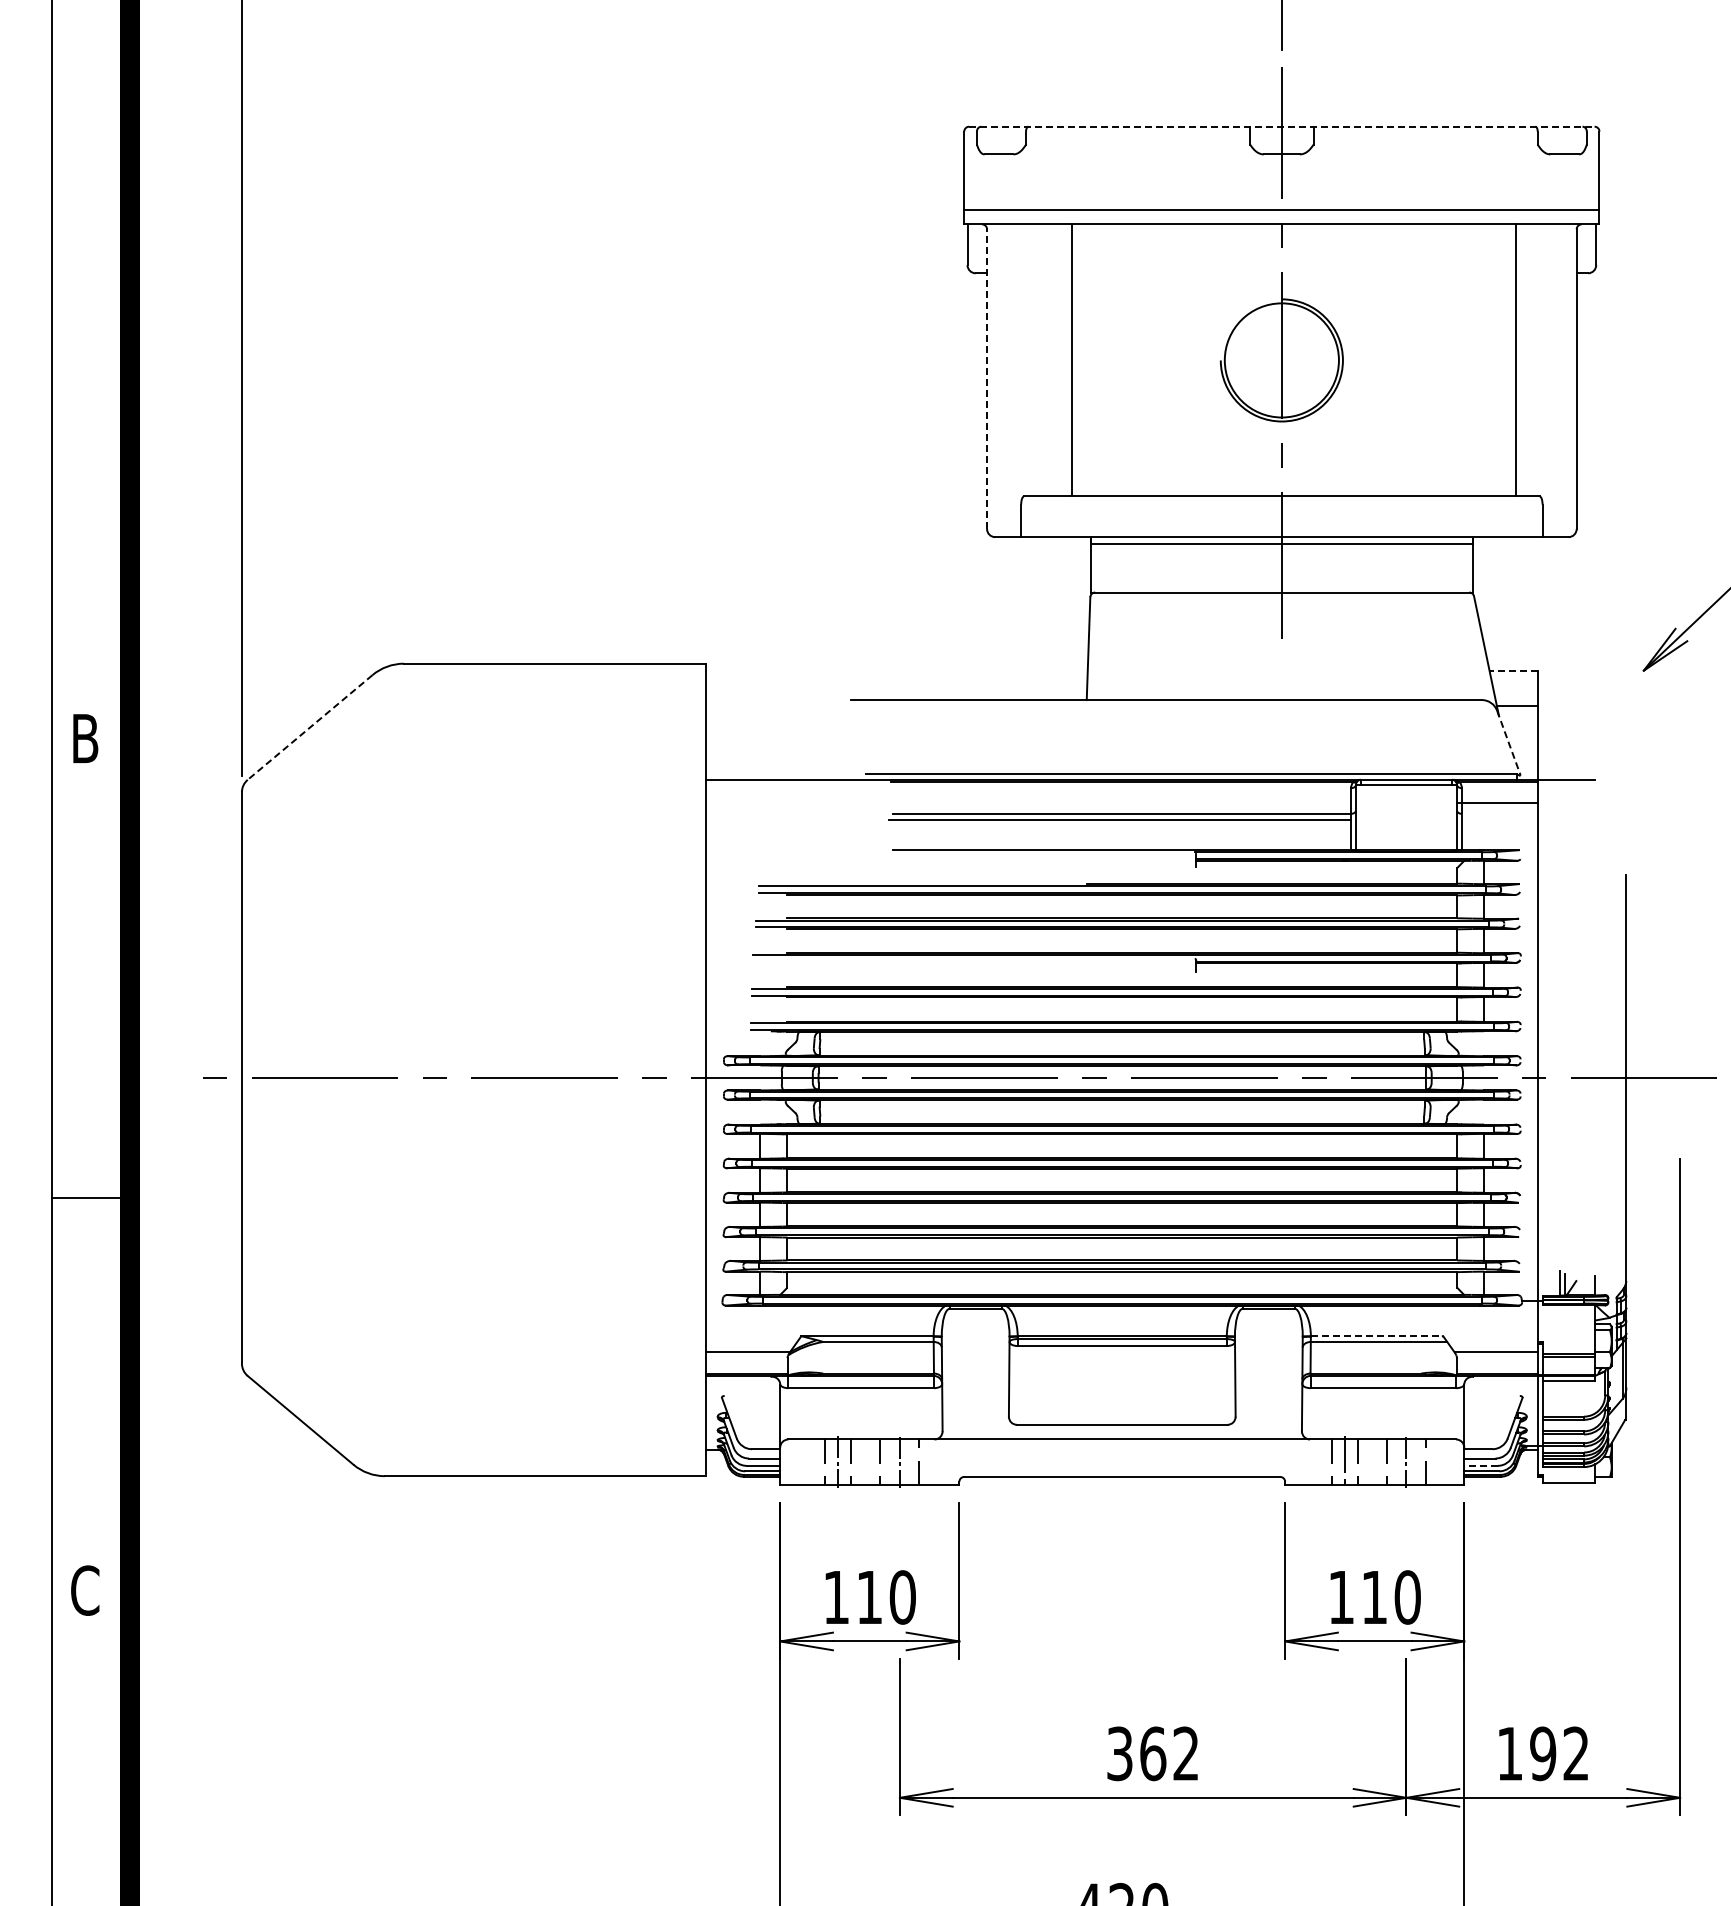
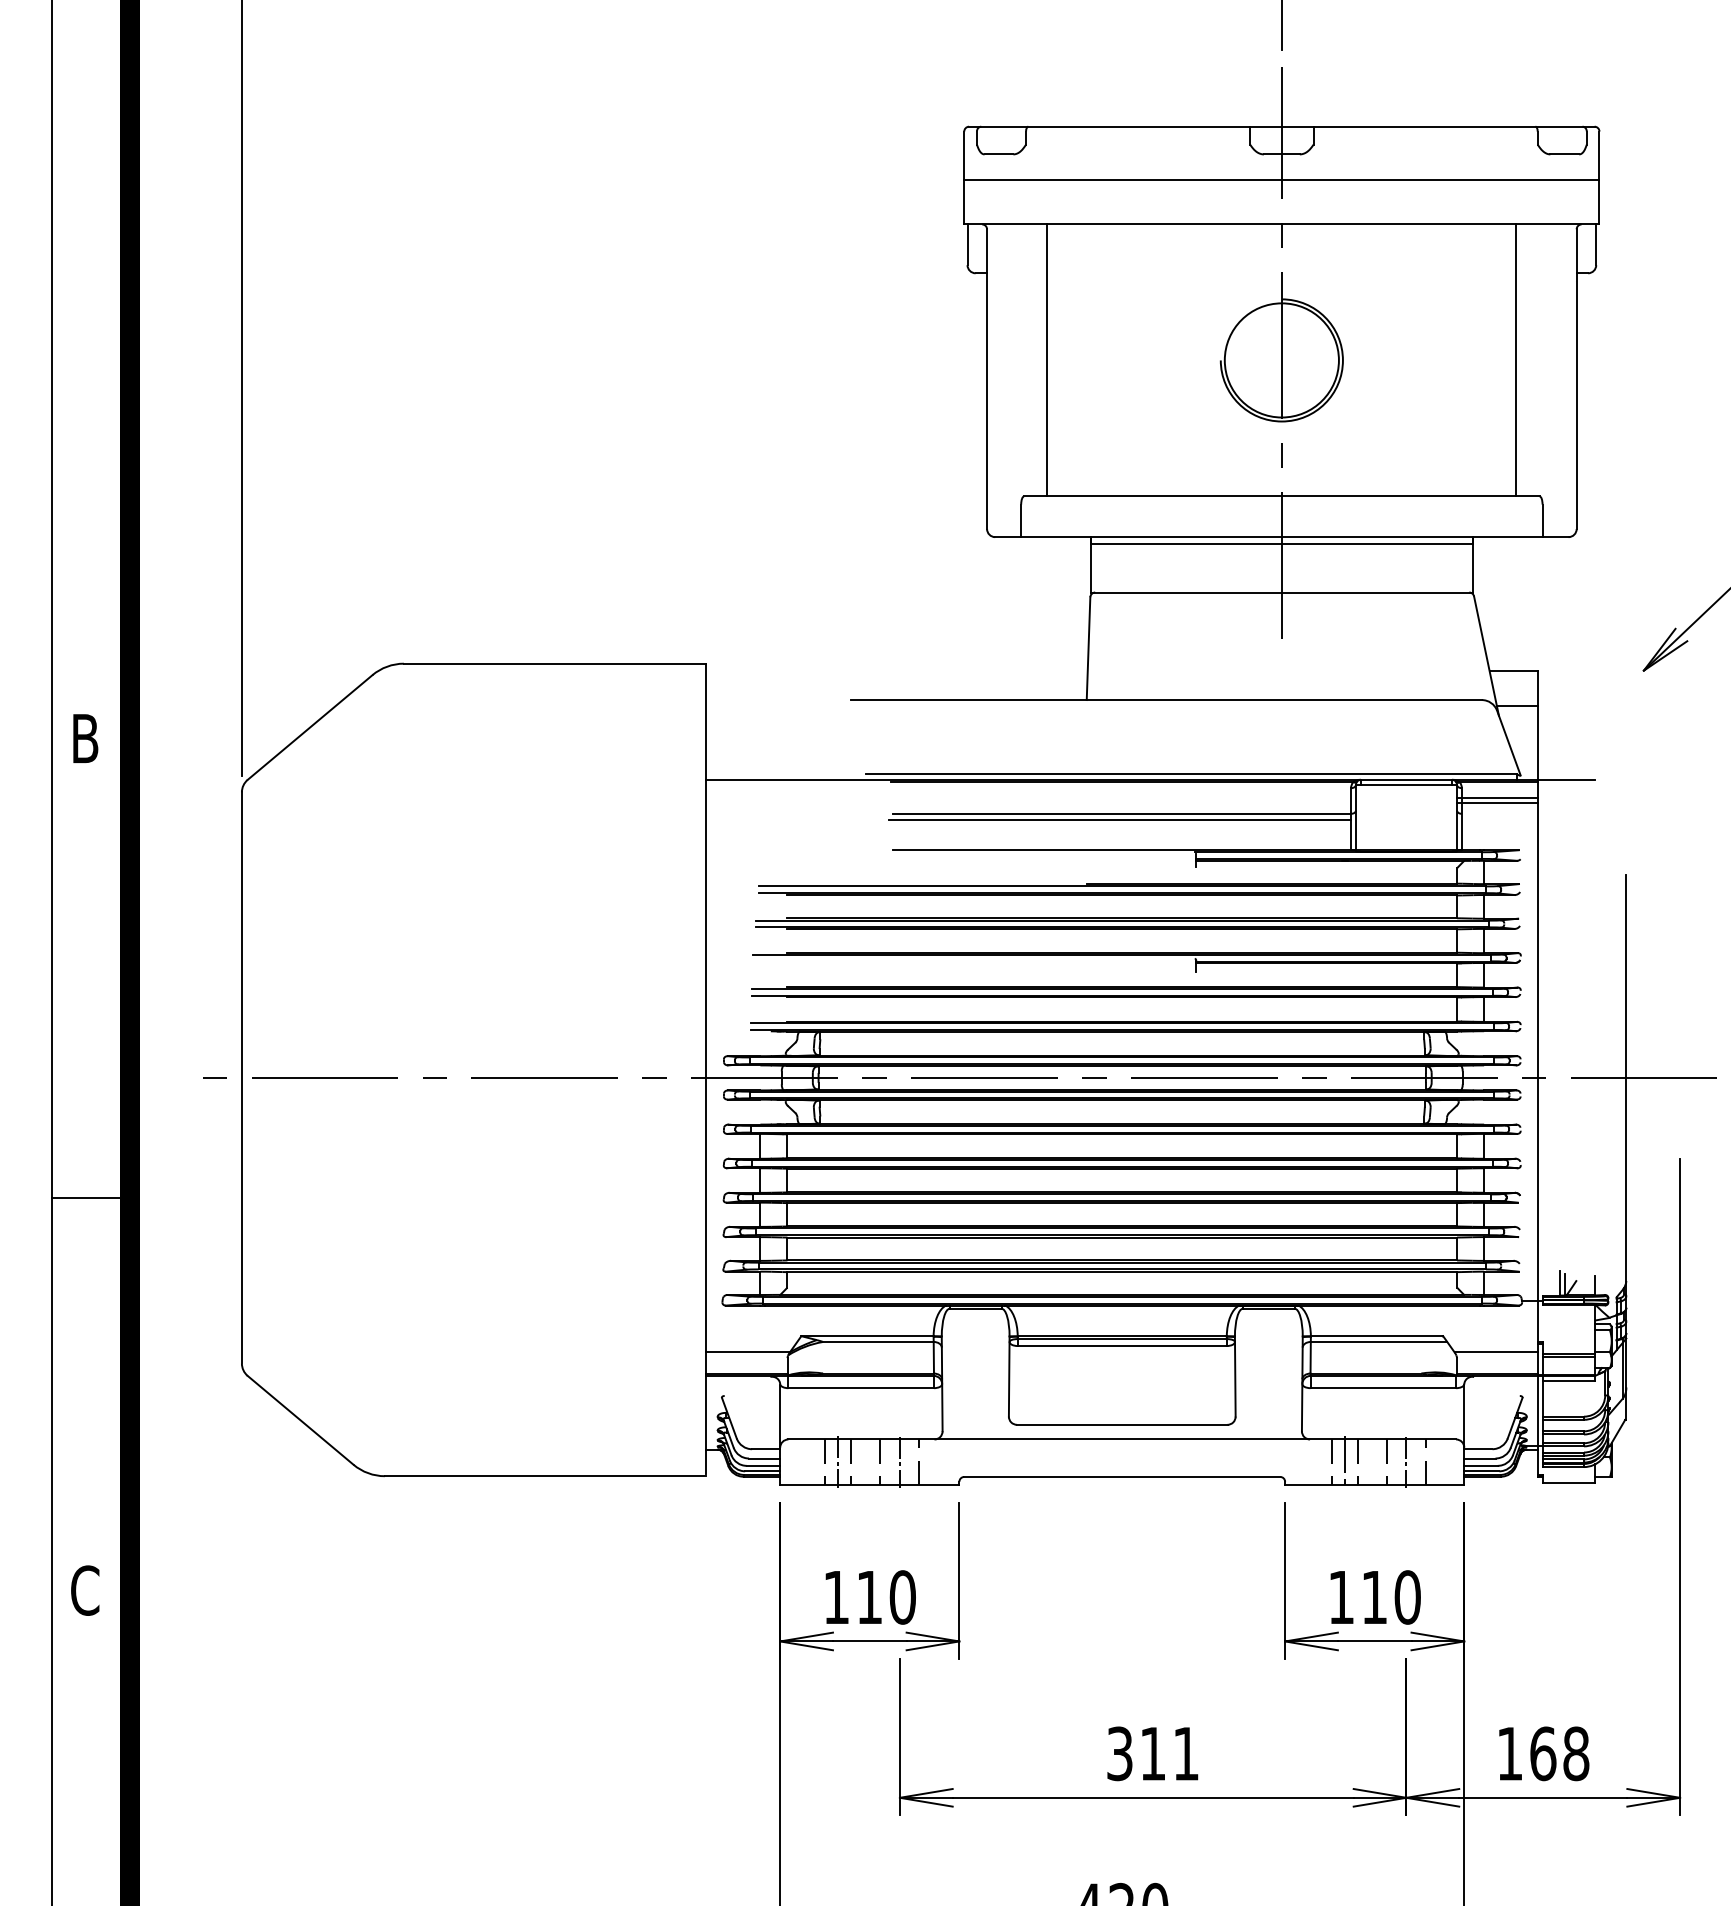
line: dashed -> solid (1281, 126)
line position: (1281, 210) -> (1281, 180) (1281, 180)
line position: (1072, 360) -> (1047, 360) (1047, 360)
line: dashed -> solid (987, 379)
line: dashed -> solid (1513, 670)
line: dashed -> solid (309, 727)
line: dashed -> solid (1509, 743)
line: none -> present (1497, 797)
line: dashed -> solid (1377, 1336)
line: dashed -> solid (1481, 1465)
text: 362 -> 311 (1169, 1753)
text: 192 -> 168 (1559, 1753)
